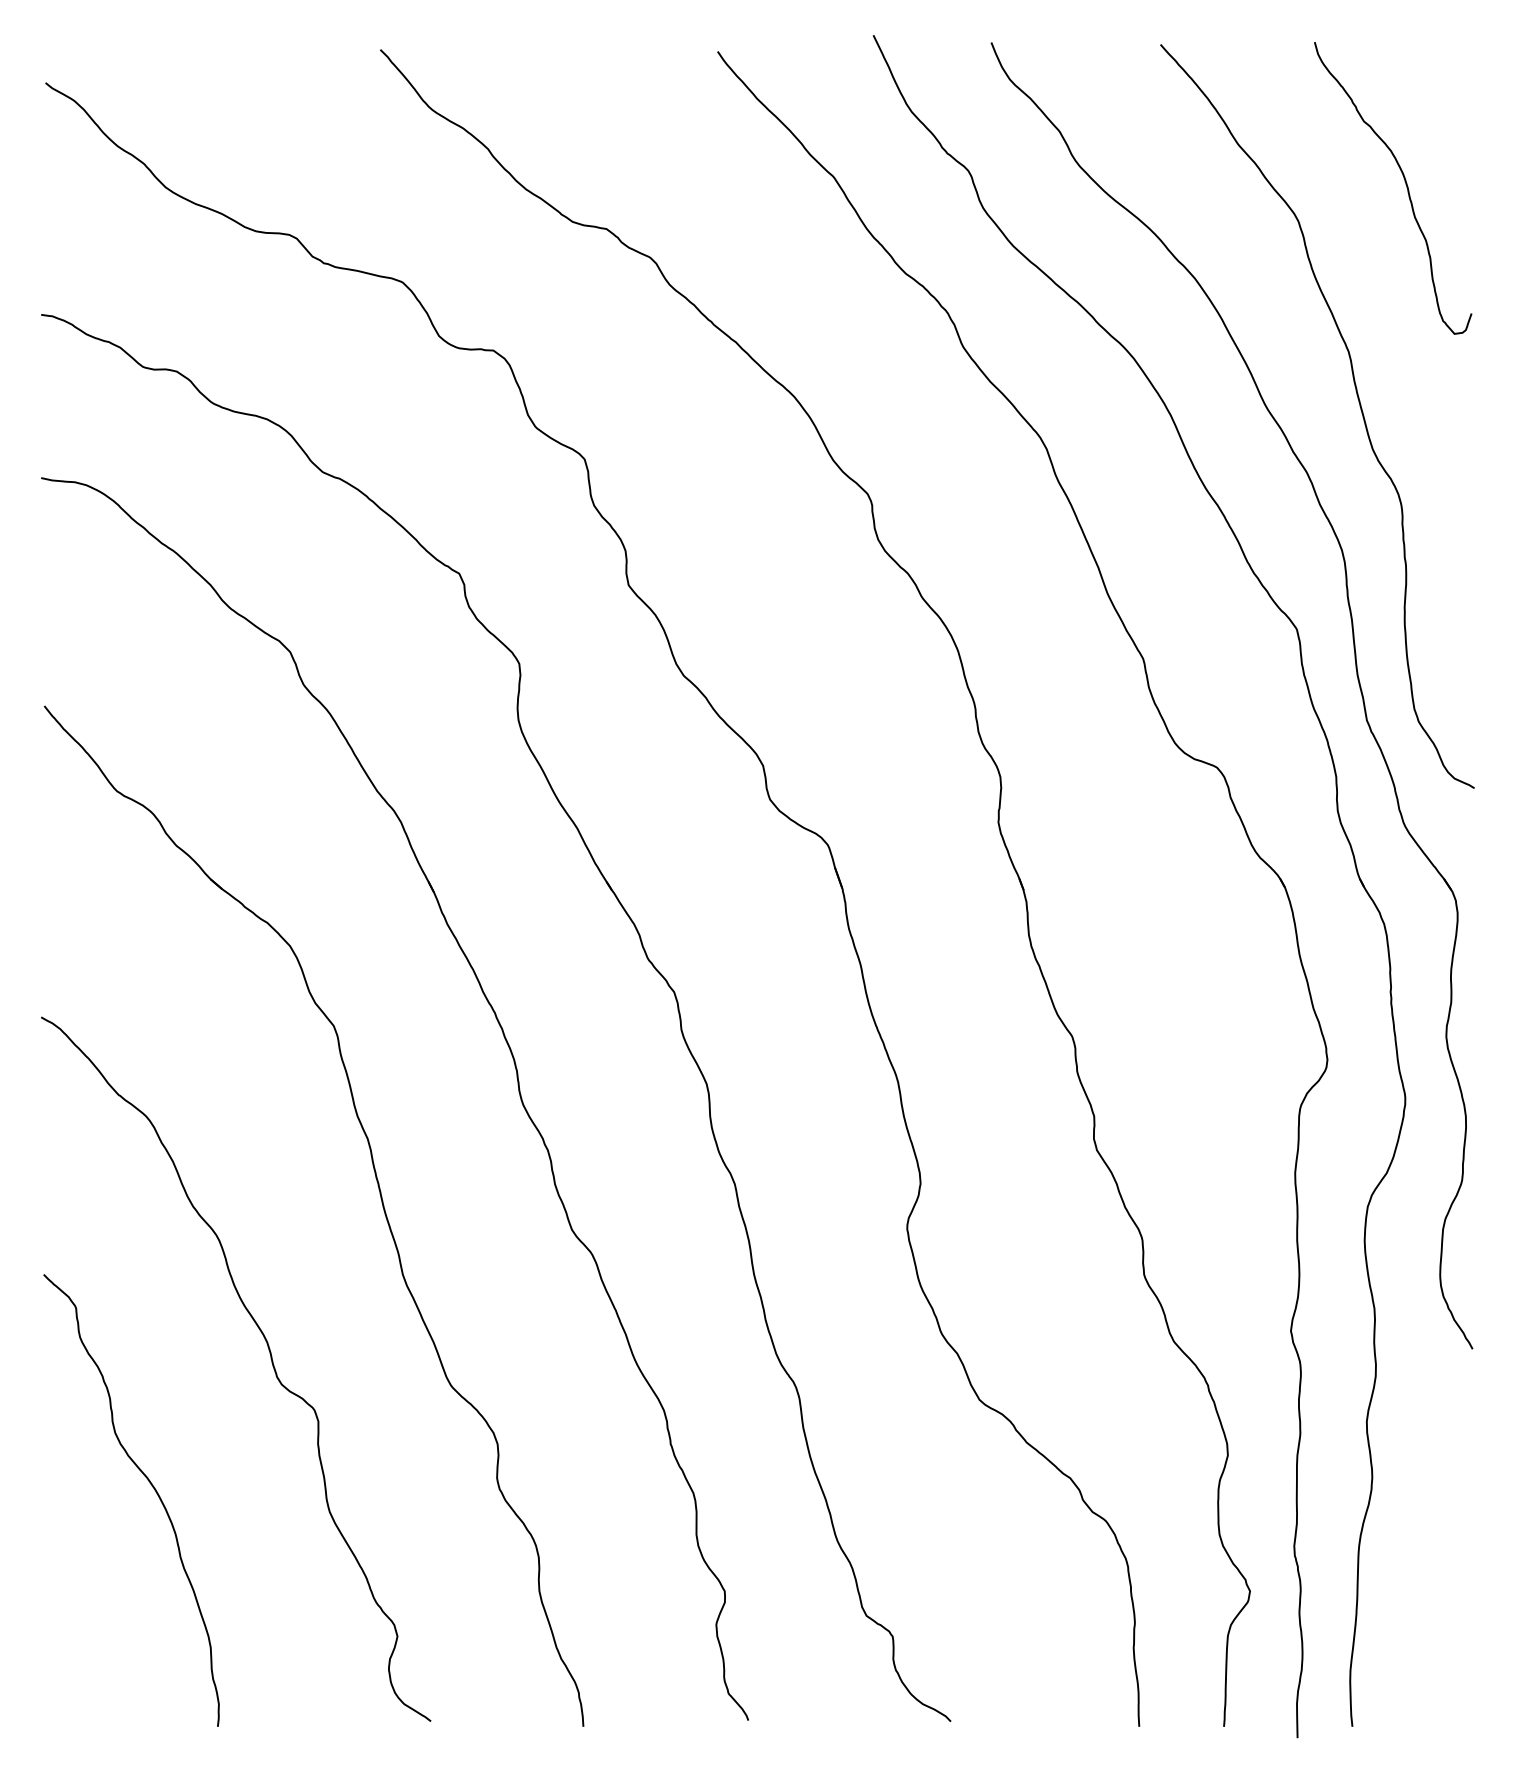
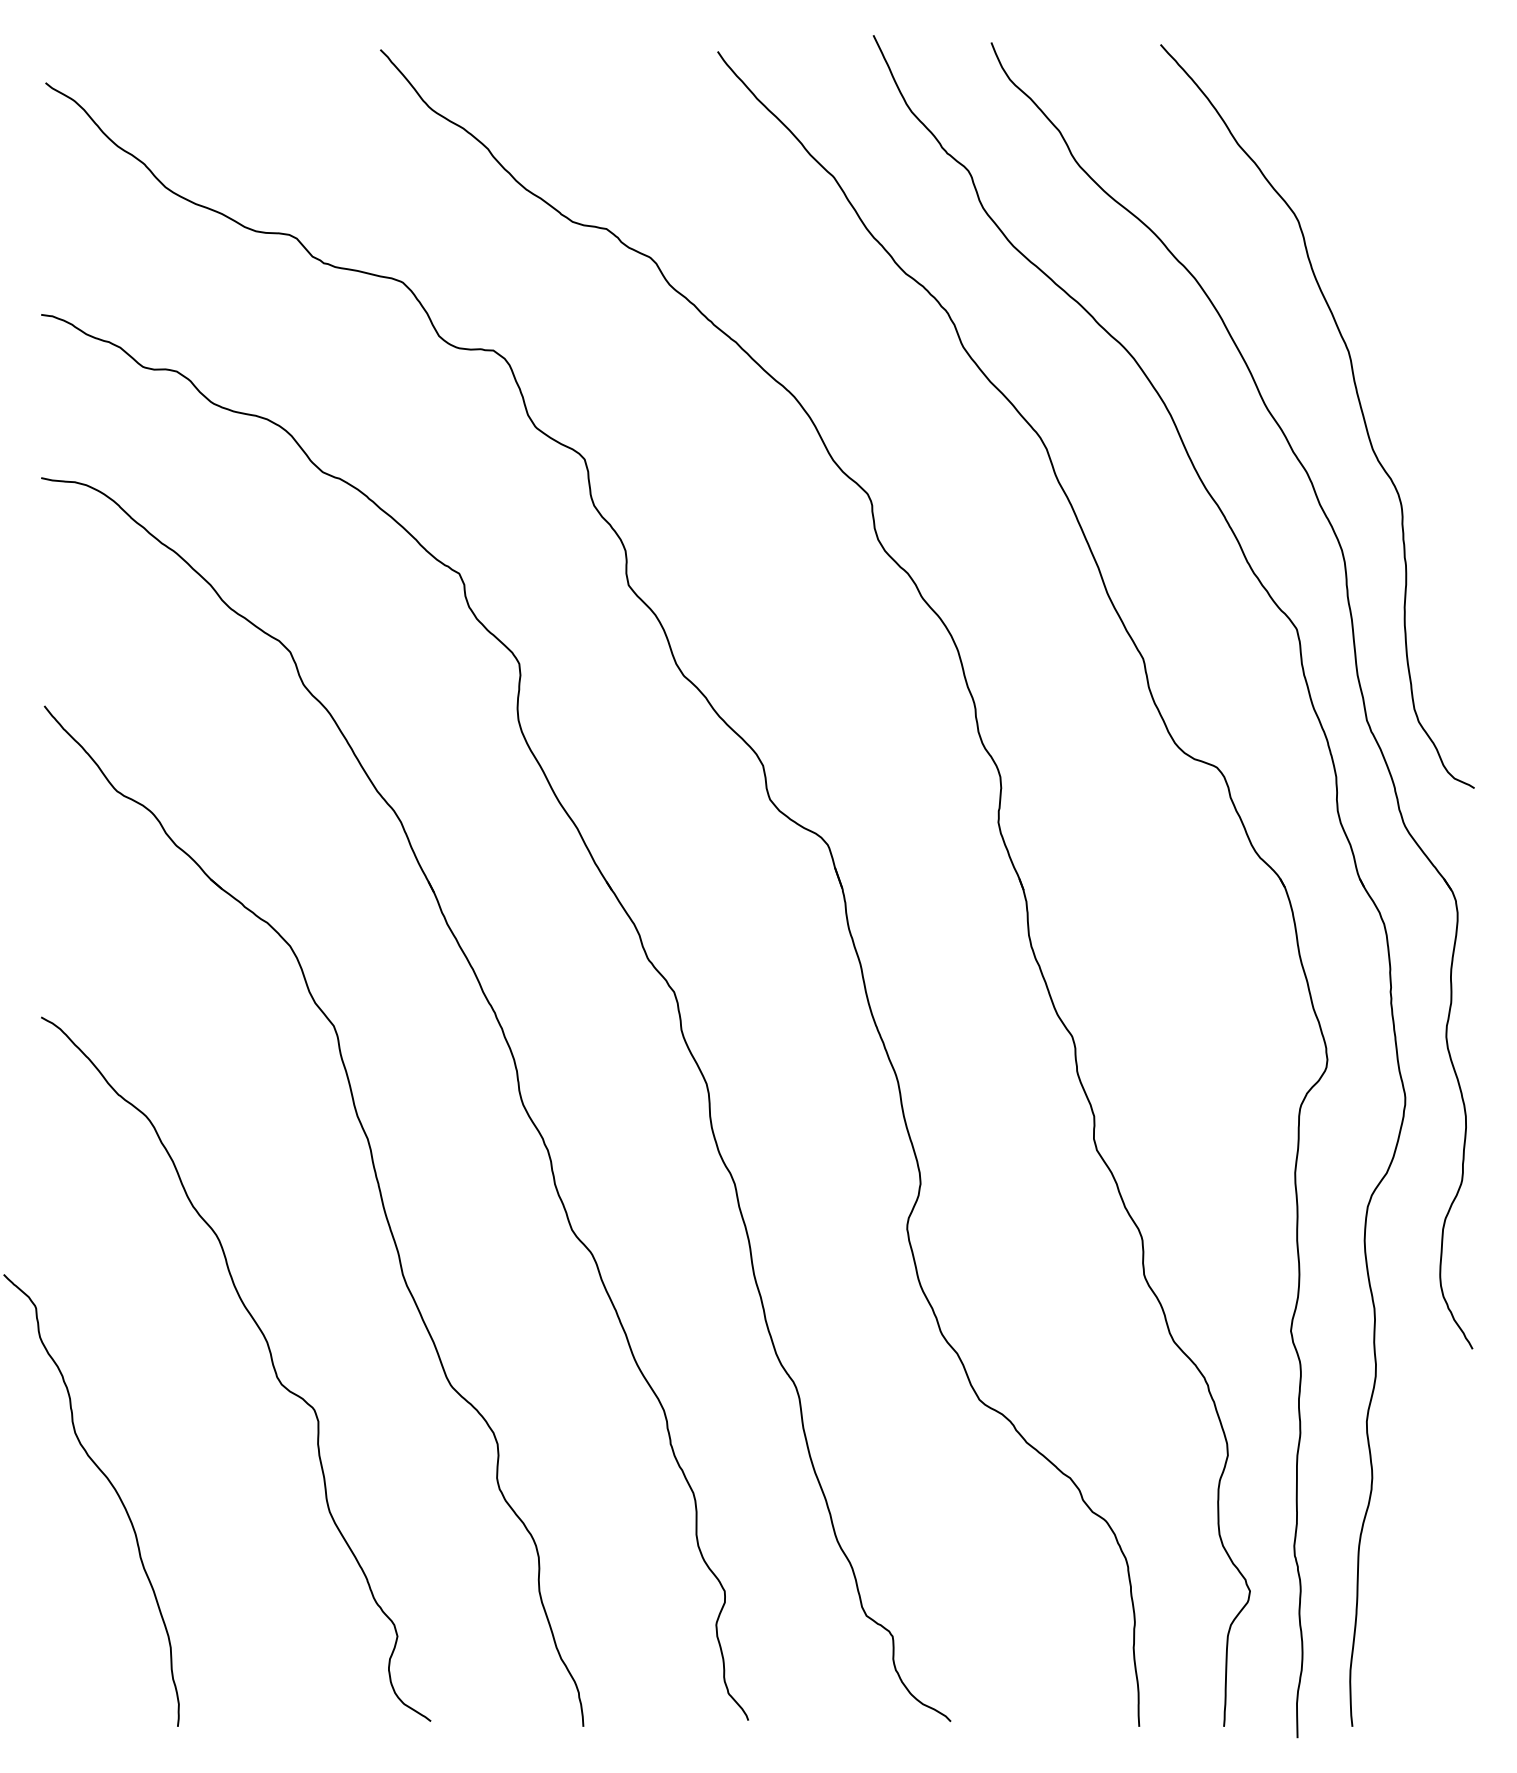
curve: present -> none (1405, 184)
curve position: (152, 1487) -> (112, 1487) (112, 1487)
